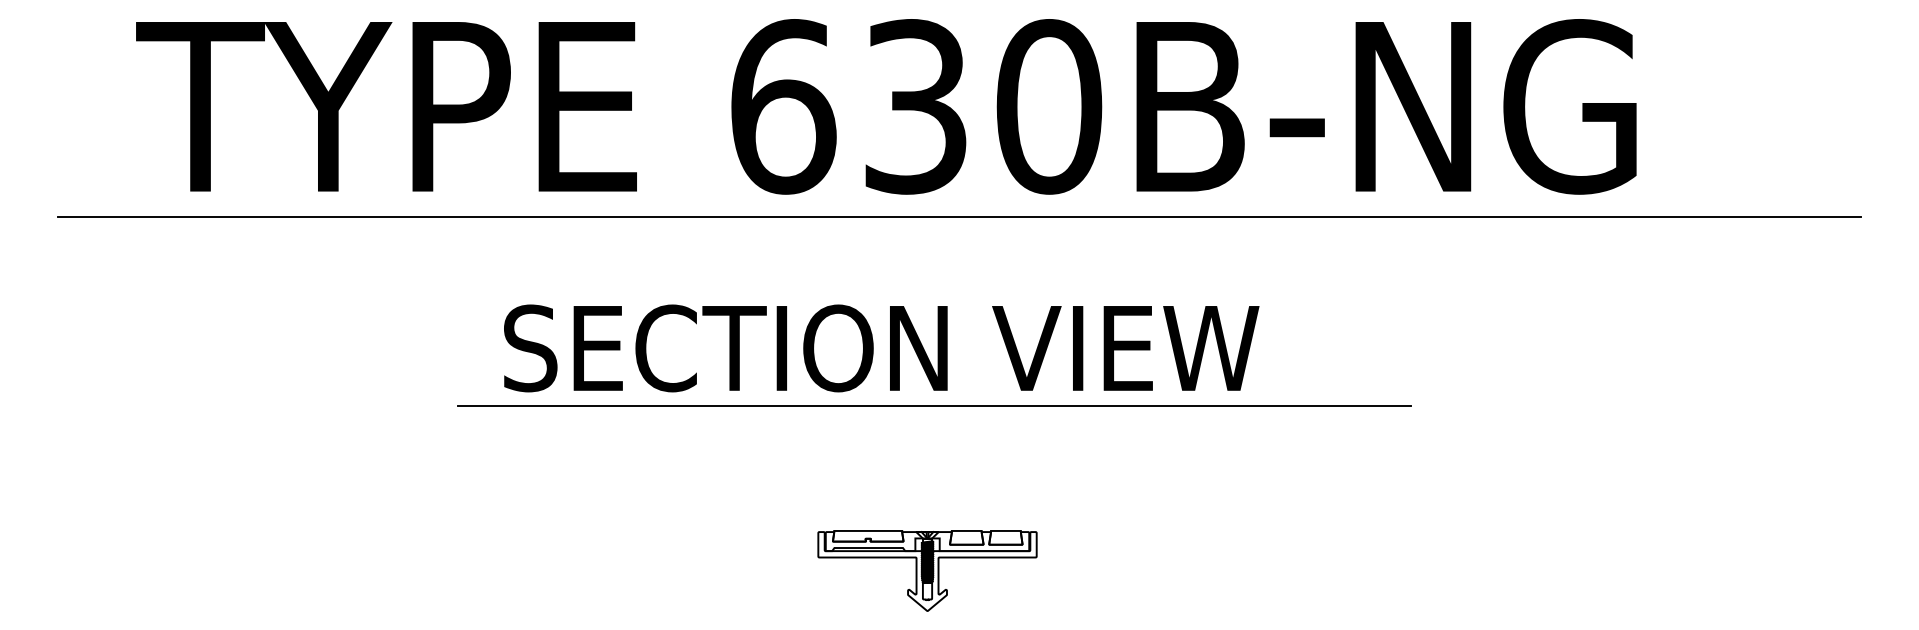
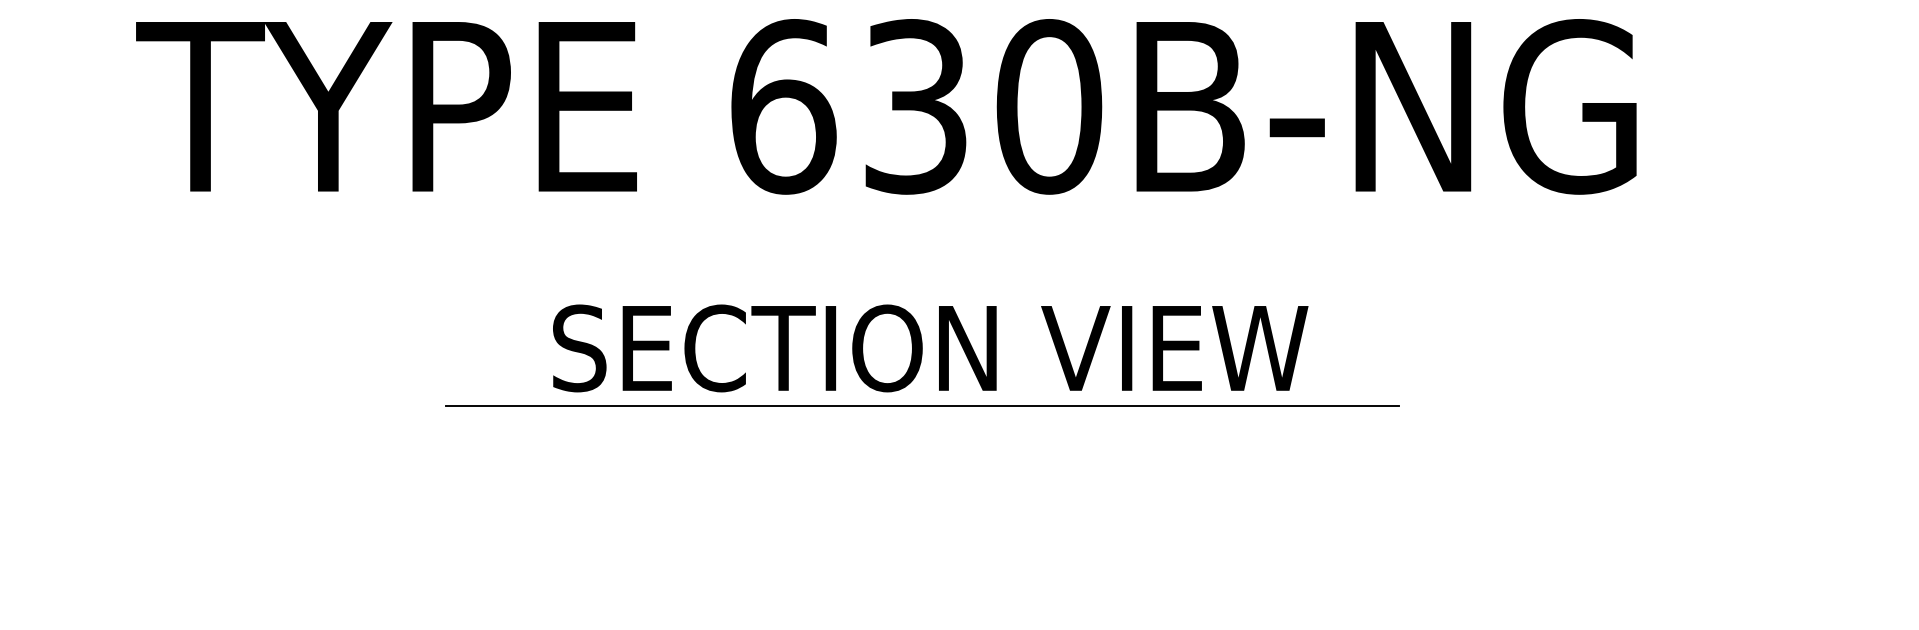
line: present -> none (959, 217)
text position: (881, 348) -> (930, 348) (930, 348)
line position: (934, 405) -> (922, 405) (922, 405)
part: present -> none (927, 570)
